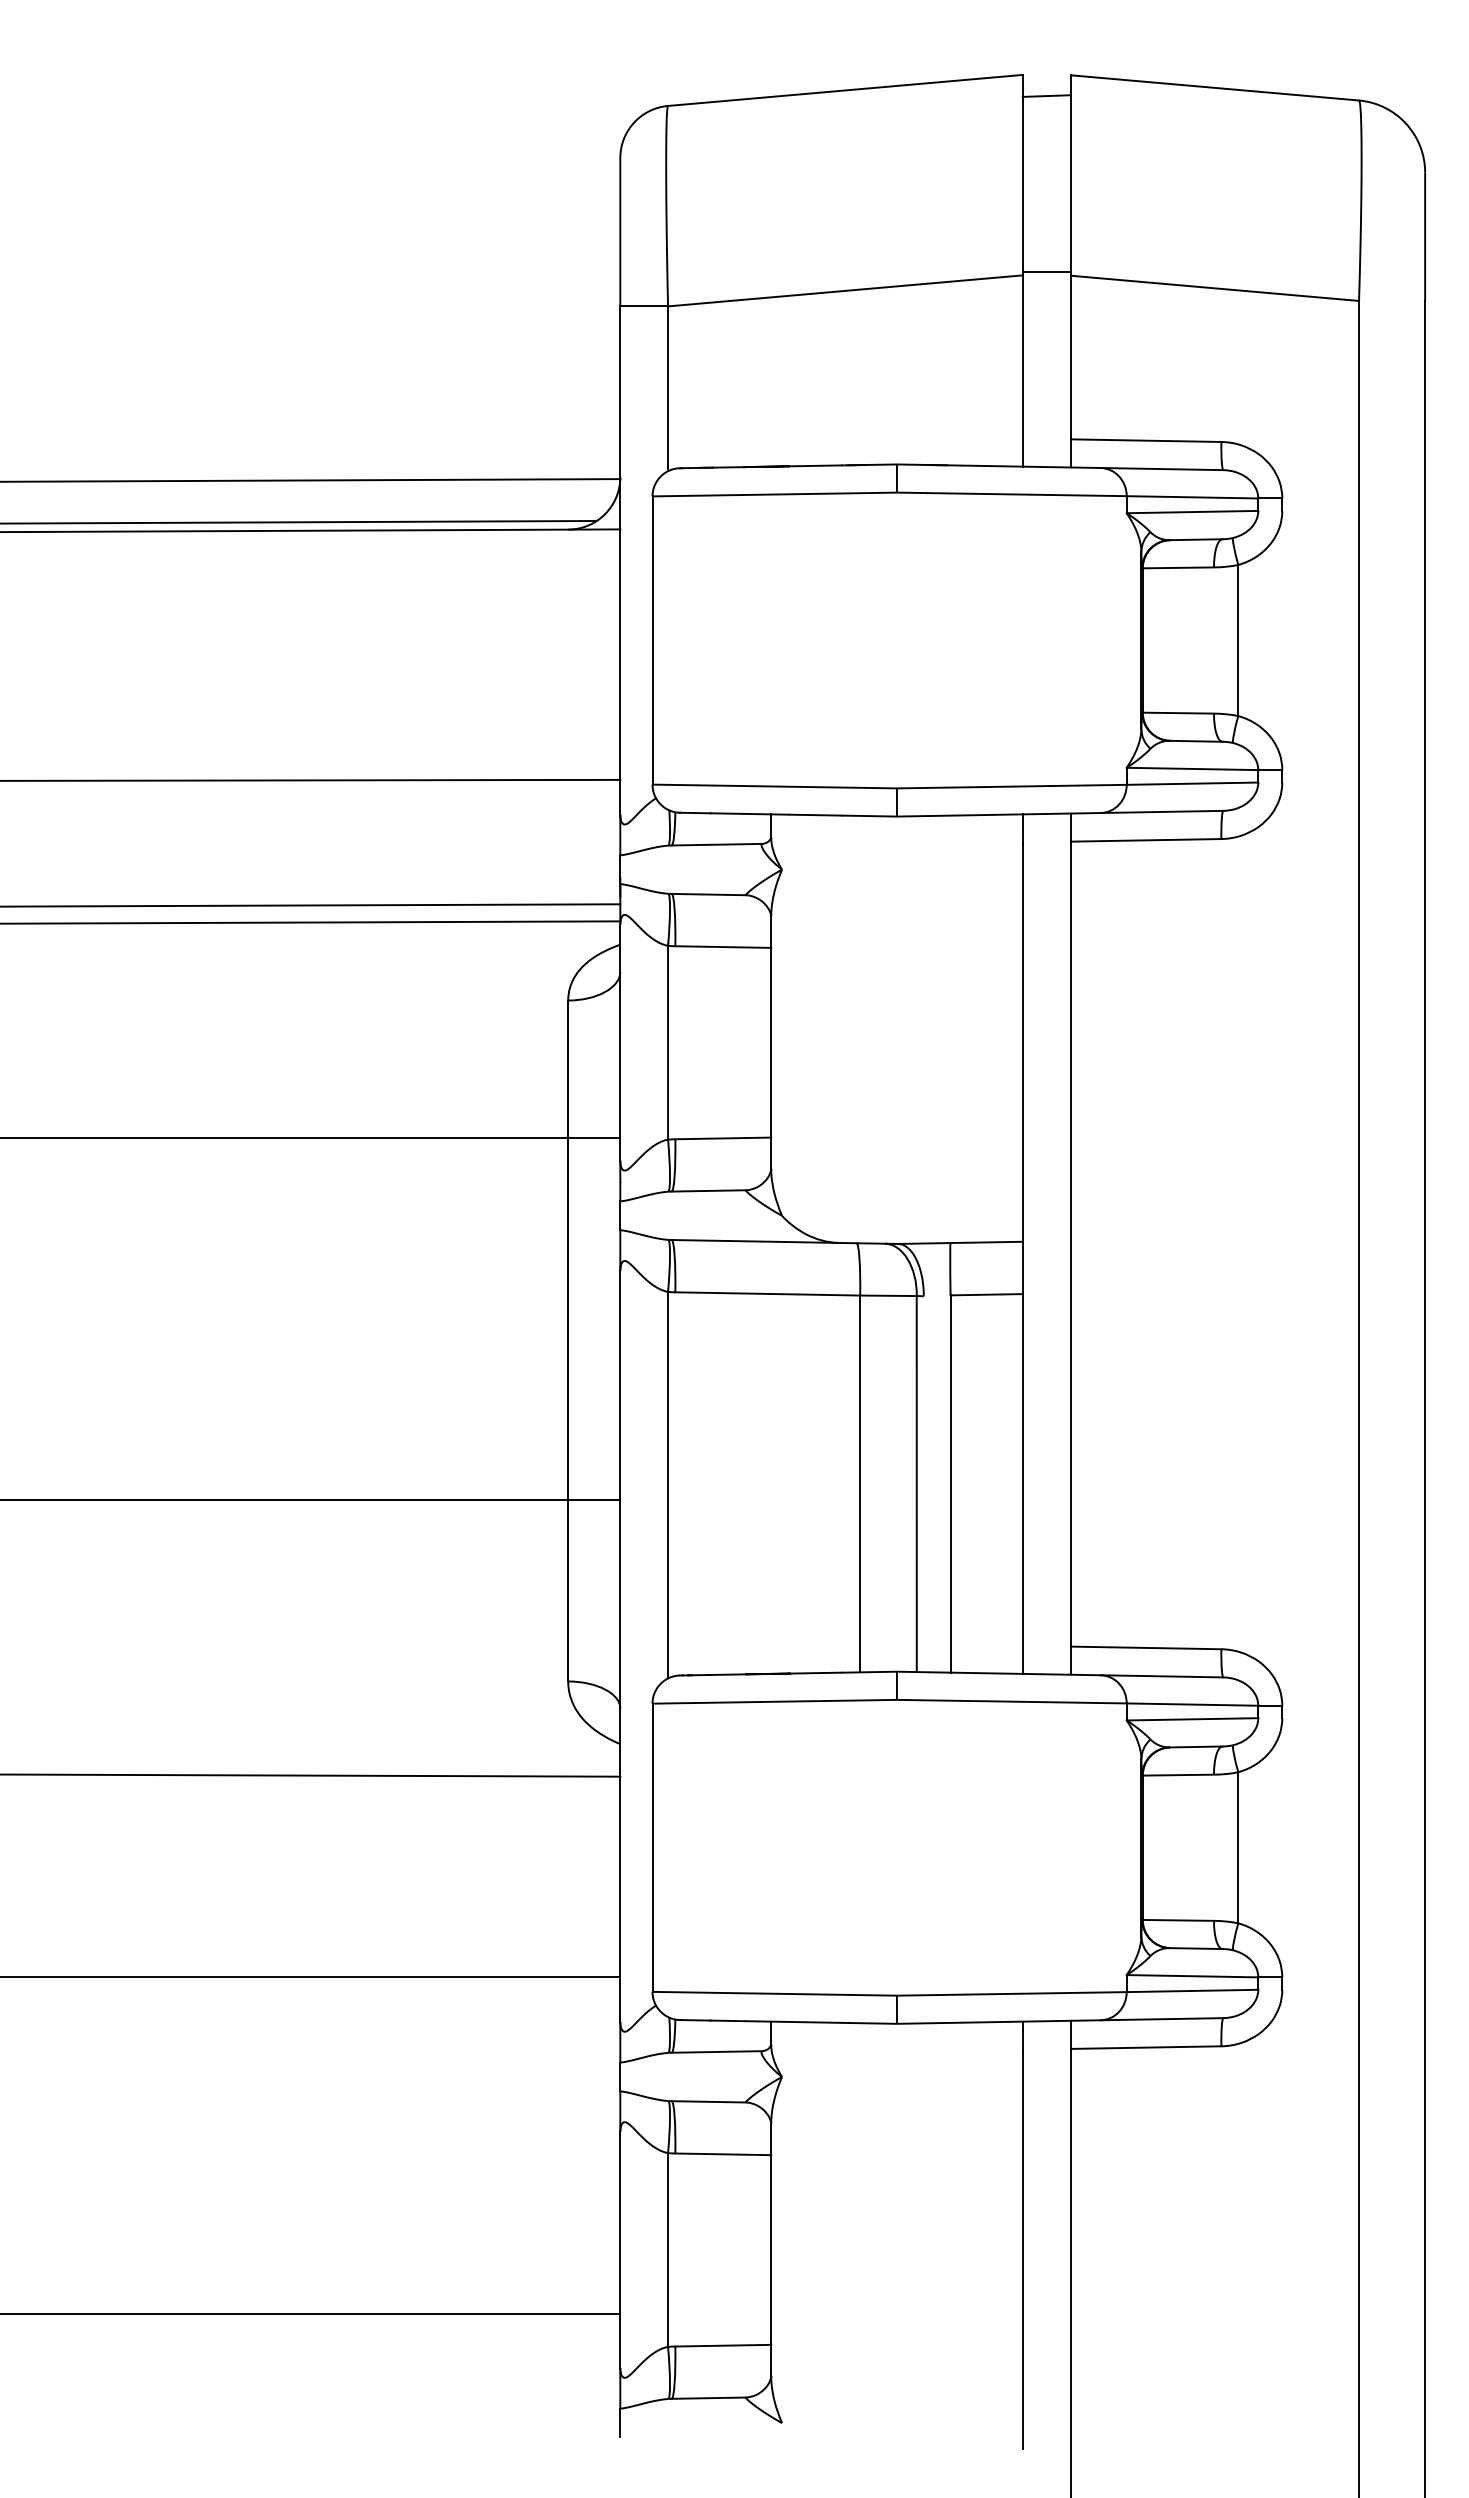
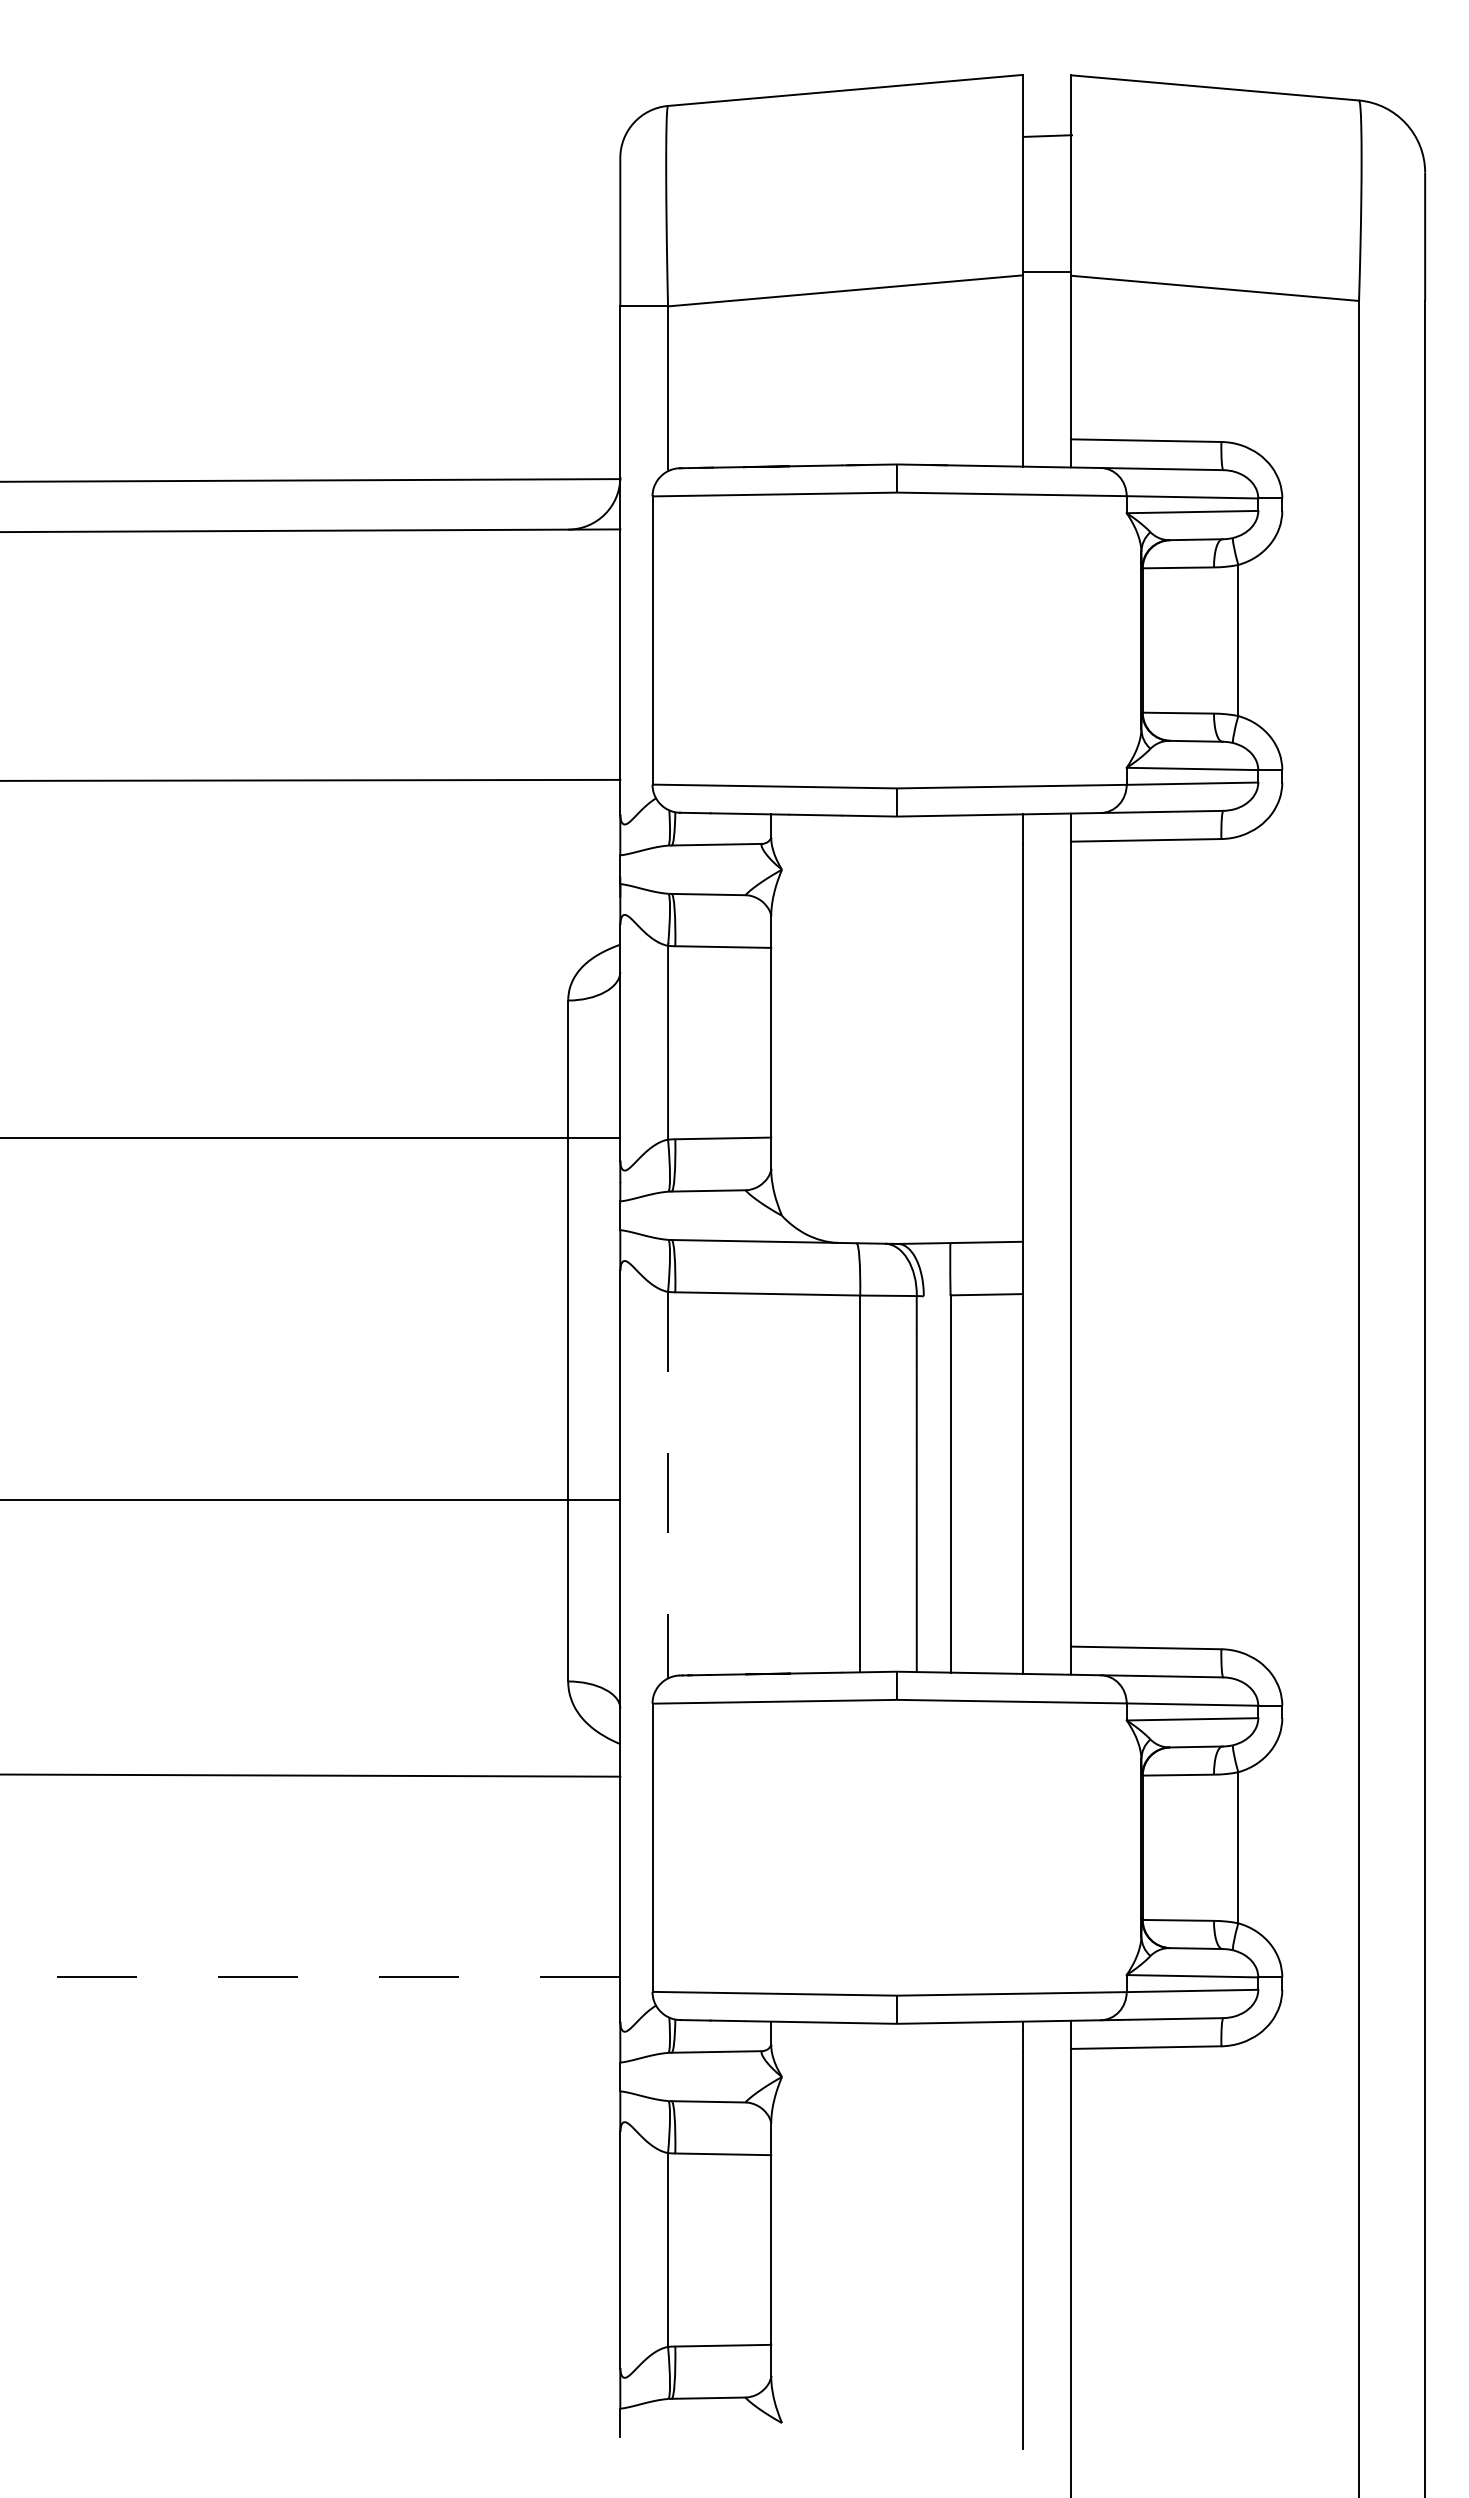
line position: (1046, 95) -> (1047, 135) (1047, 135)
line: present -> none (299, 521)
line: present -> none (311, 905)
line: present -> none (311, 922)
line: solid -> dashed (668, 1485)
line: solid -> dashed (310, 1976)
line: present -> none (311, 2314)
